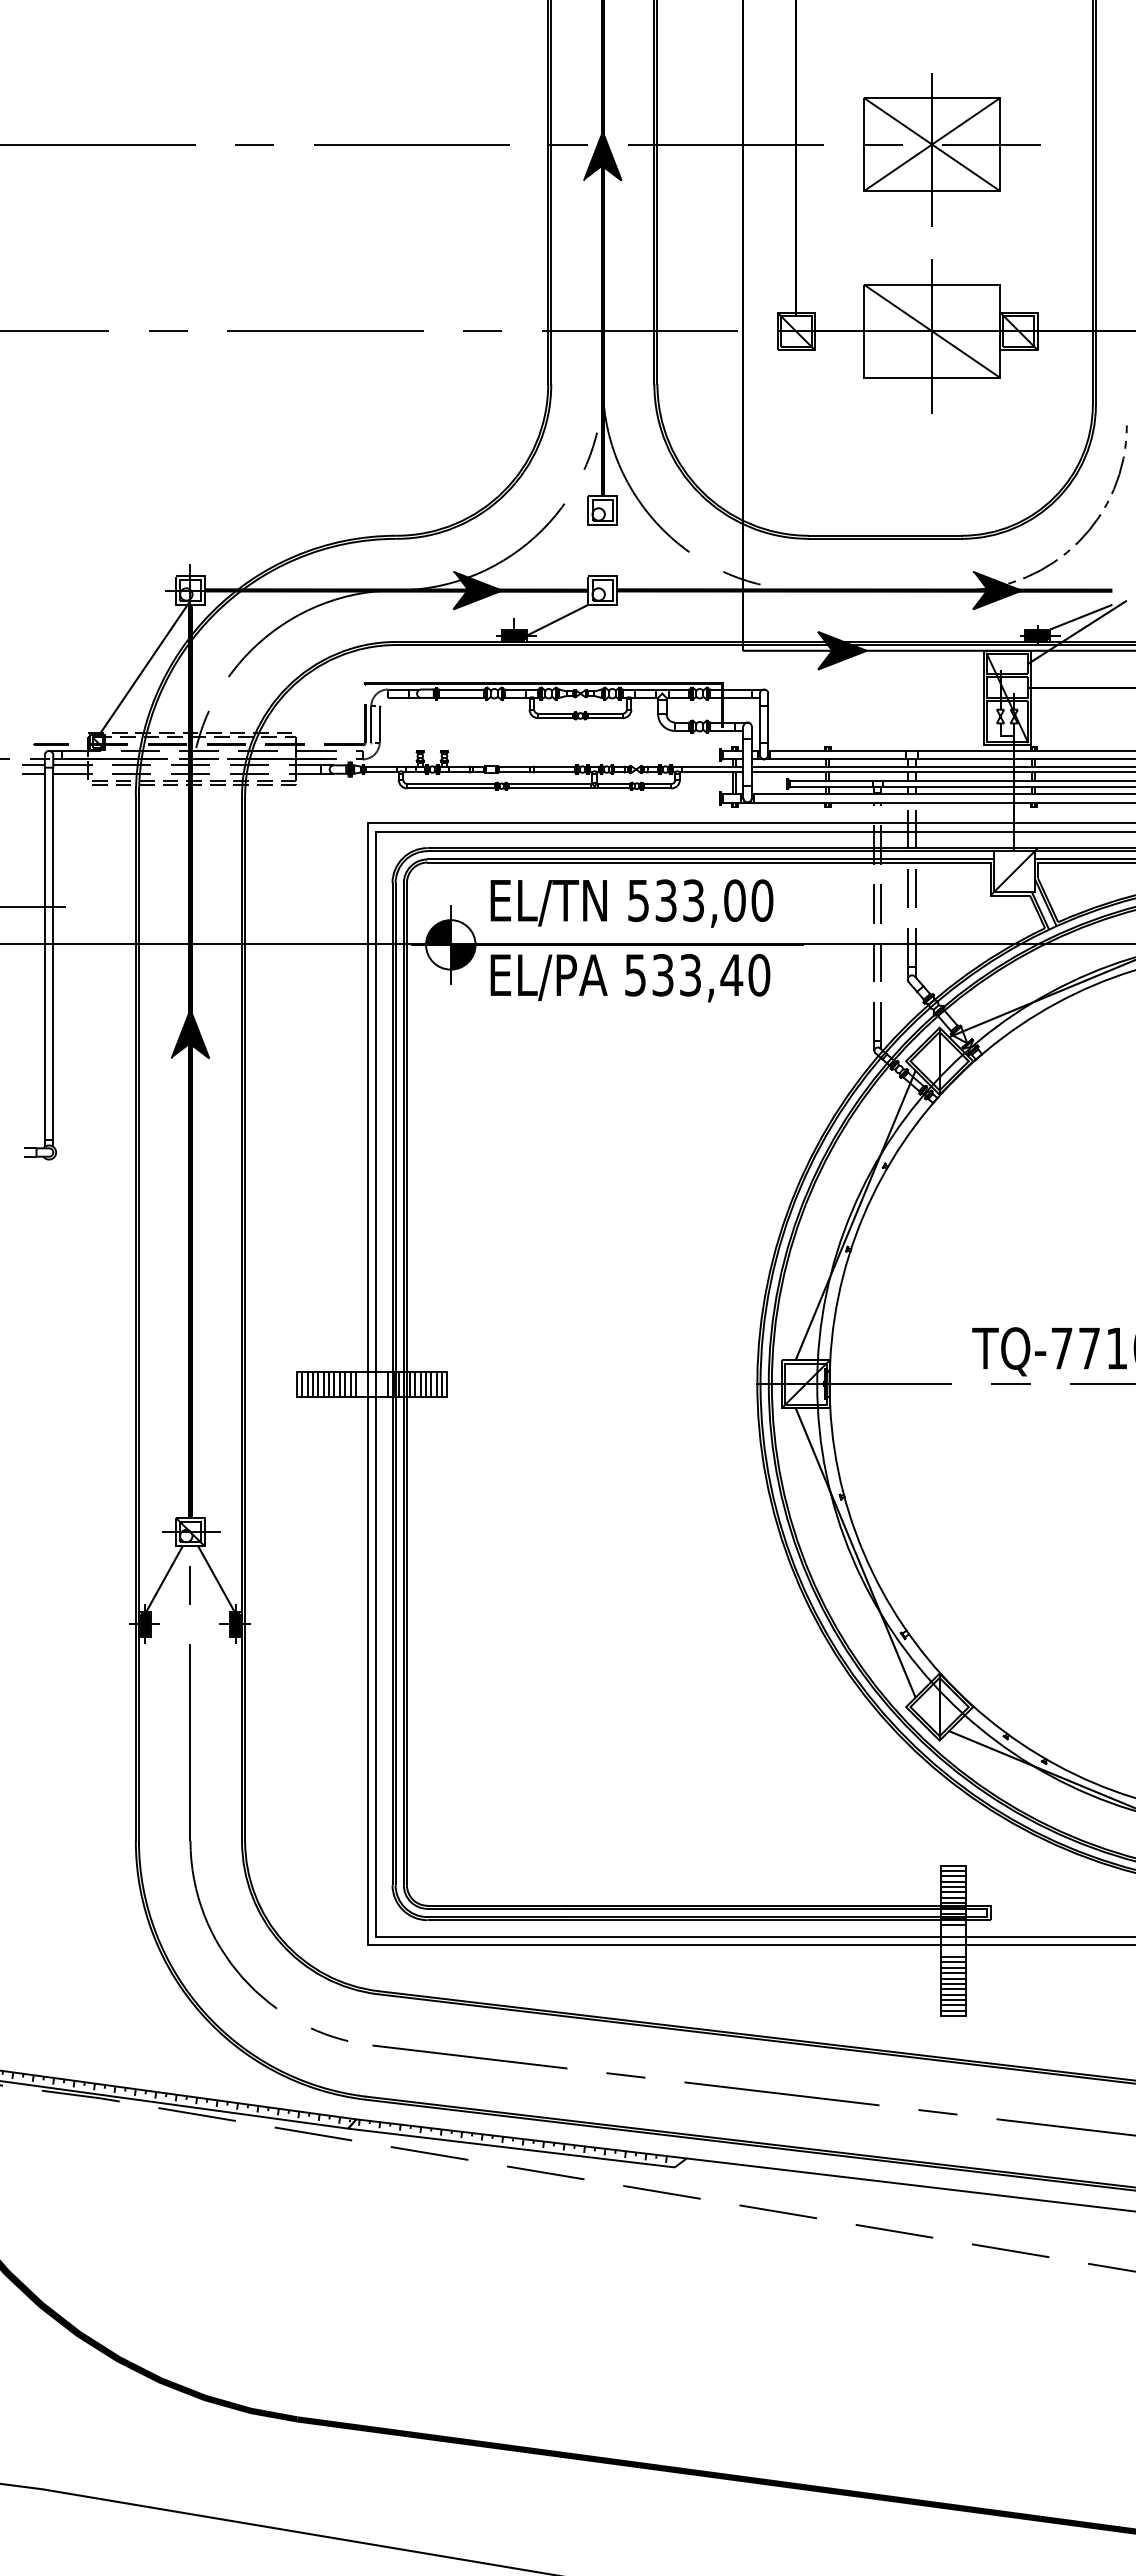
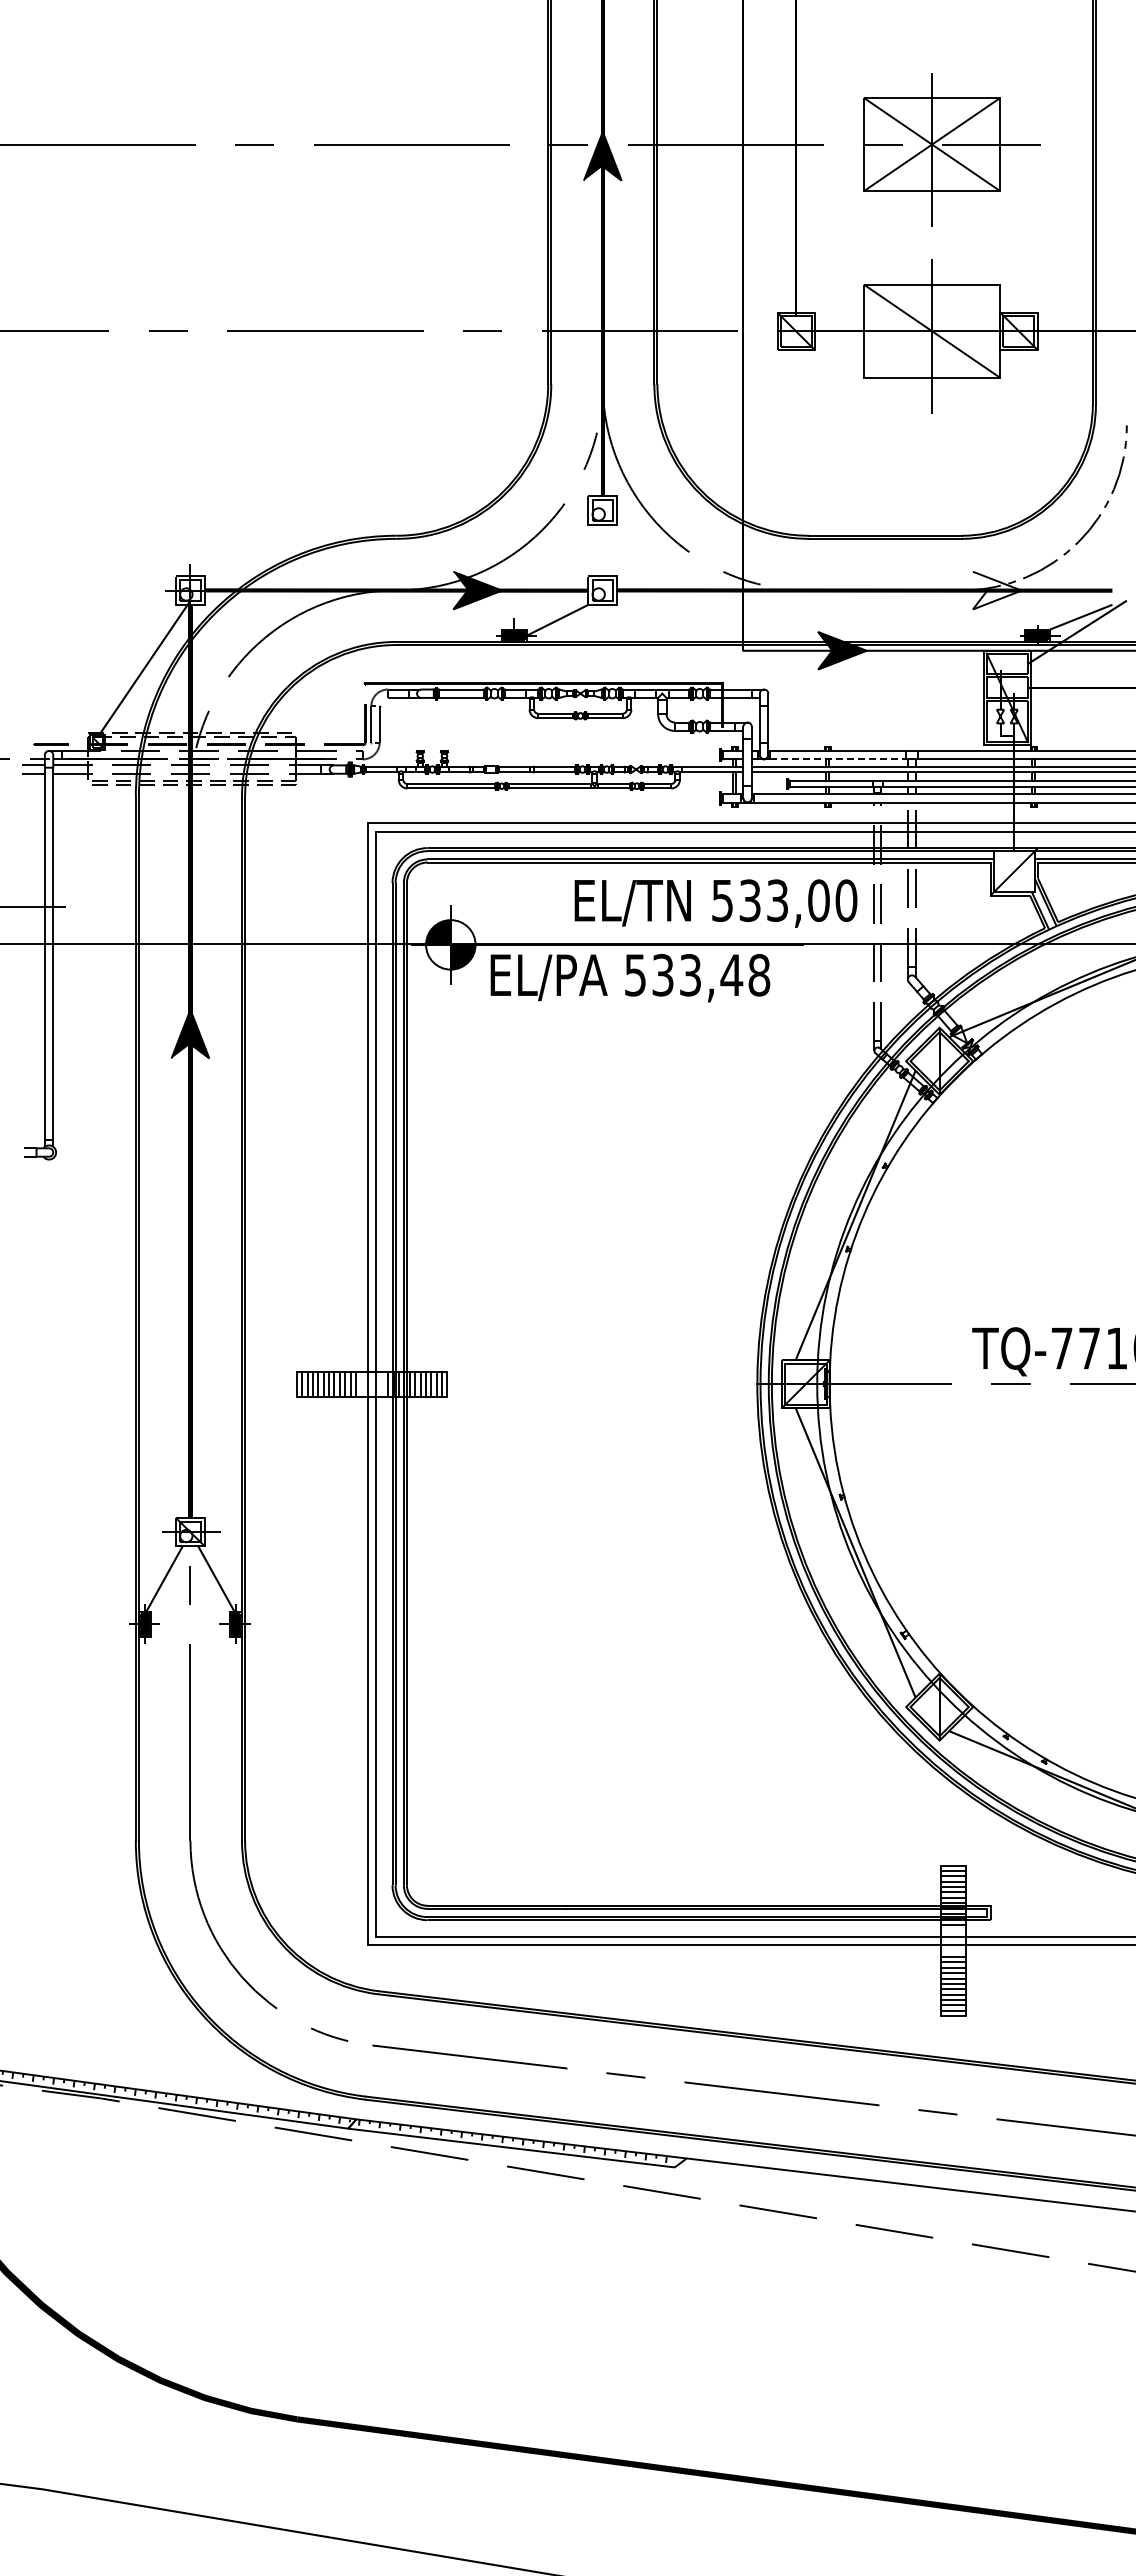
fill: present -> none (996, 590)
line: solid -> dashed (838, 759)
text position: (631, 903) -> (715, 903) (715, 903)
text: 533,40 -> 533,48 (759, 975)
